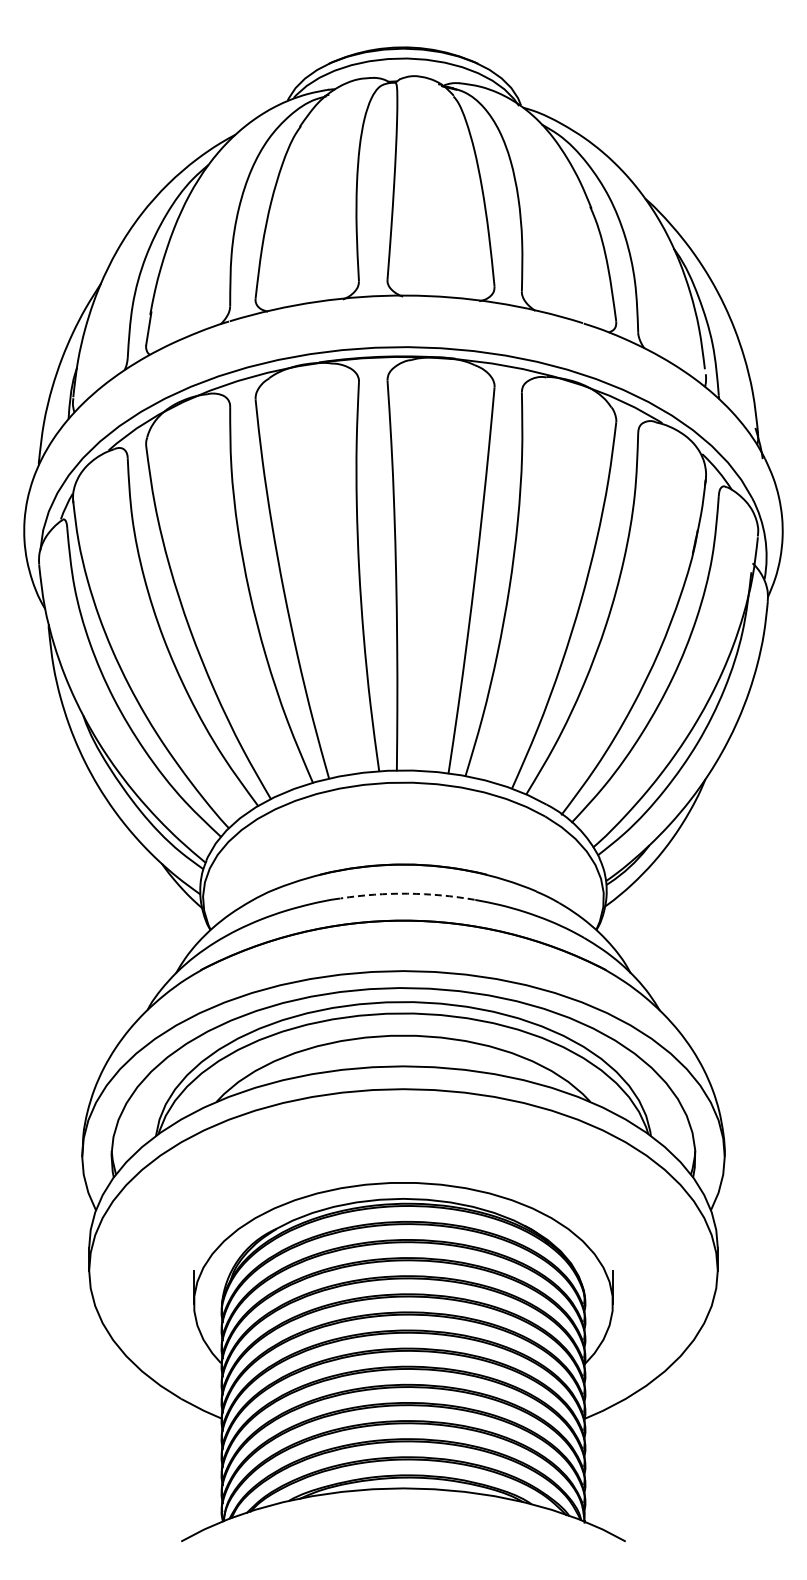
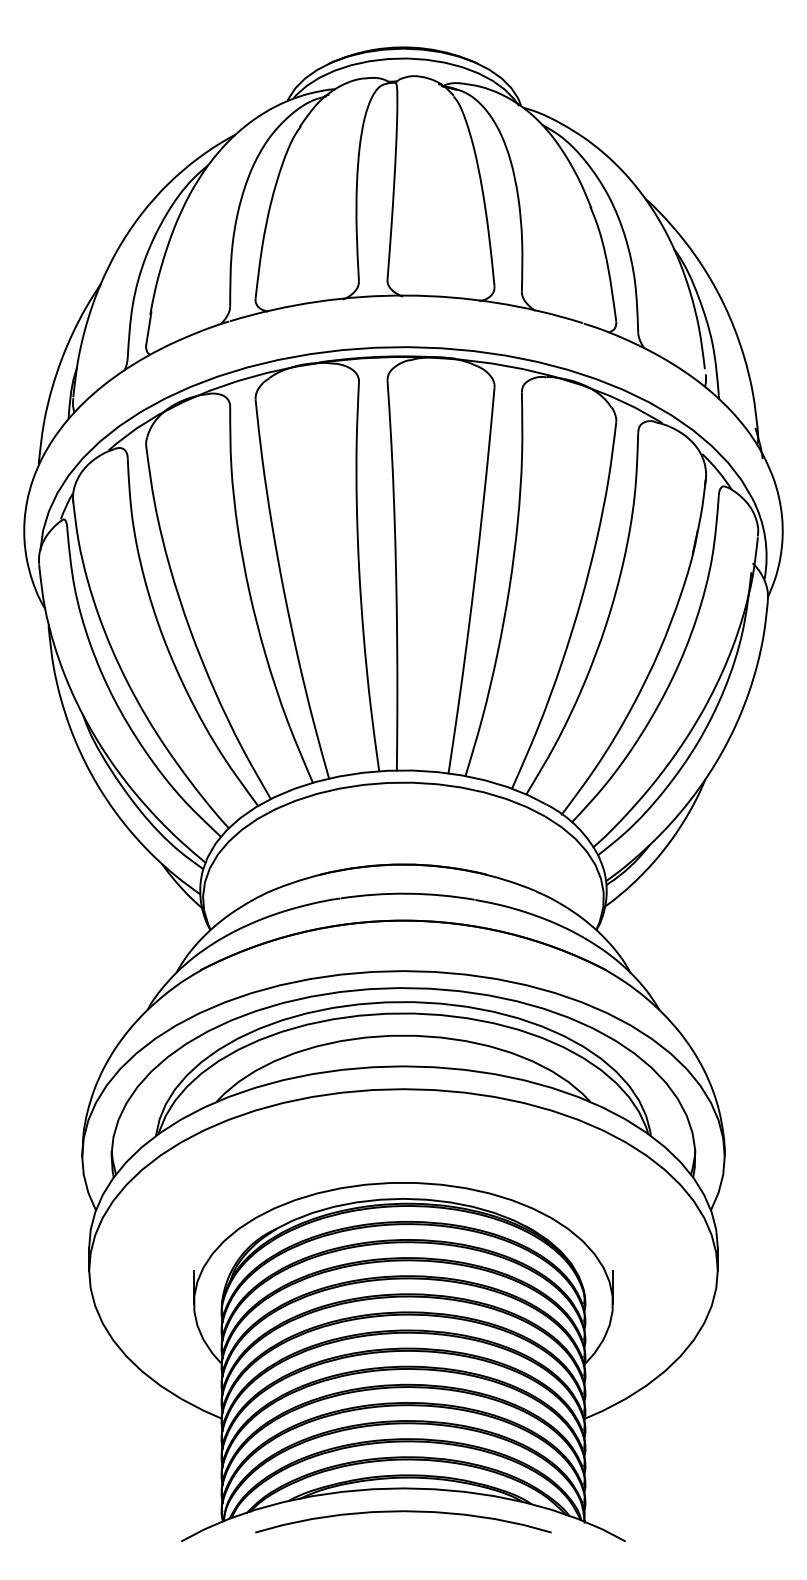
arc: dashed -> solid (407, 893)
curve: none -> present (403, 1512)
